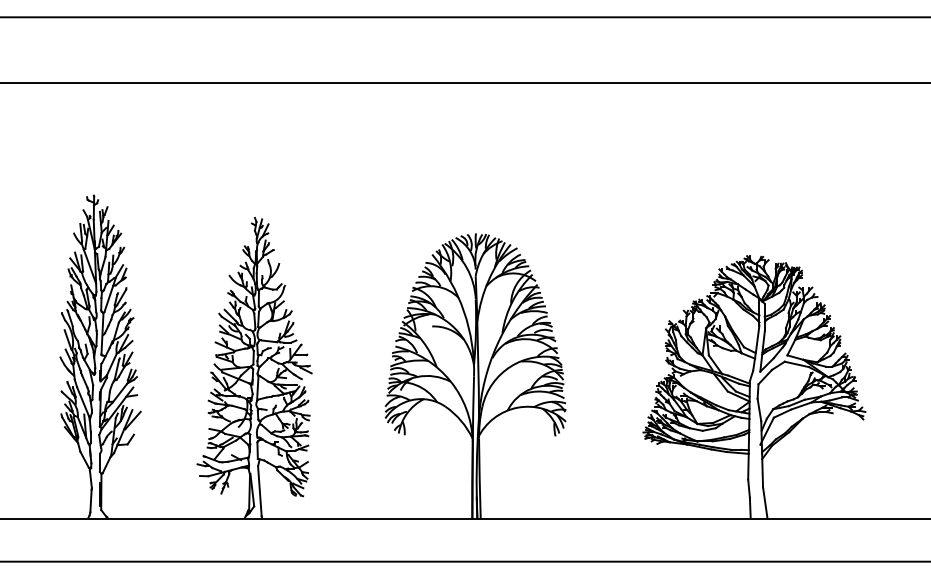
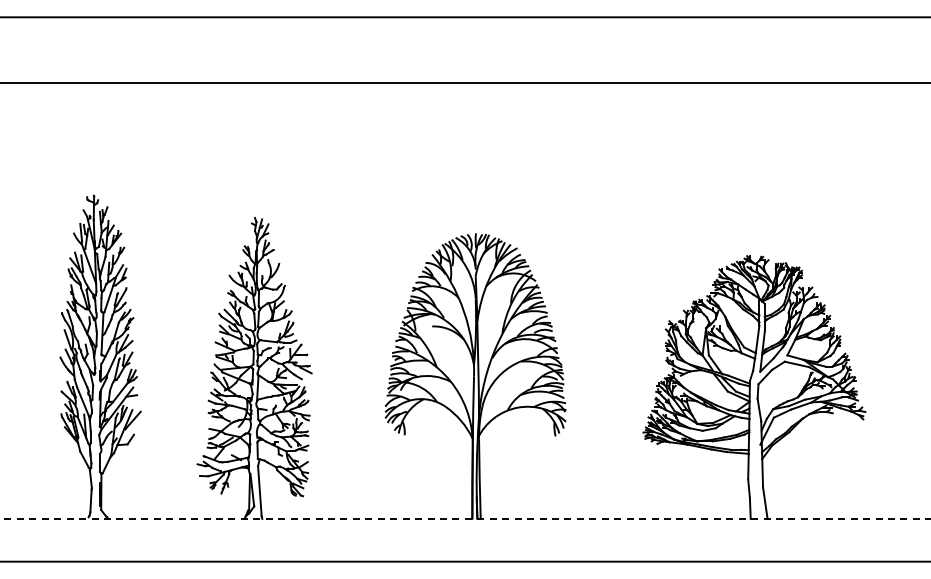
line: solid -> dashed (465, 518)
